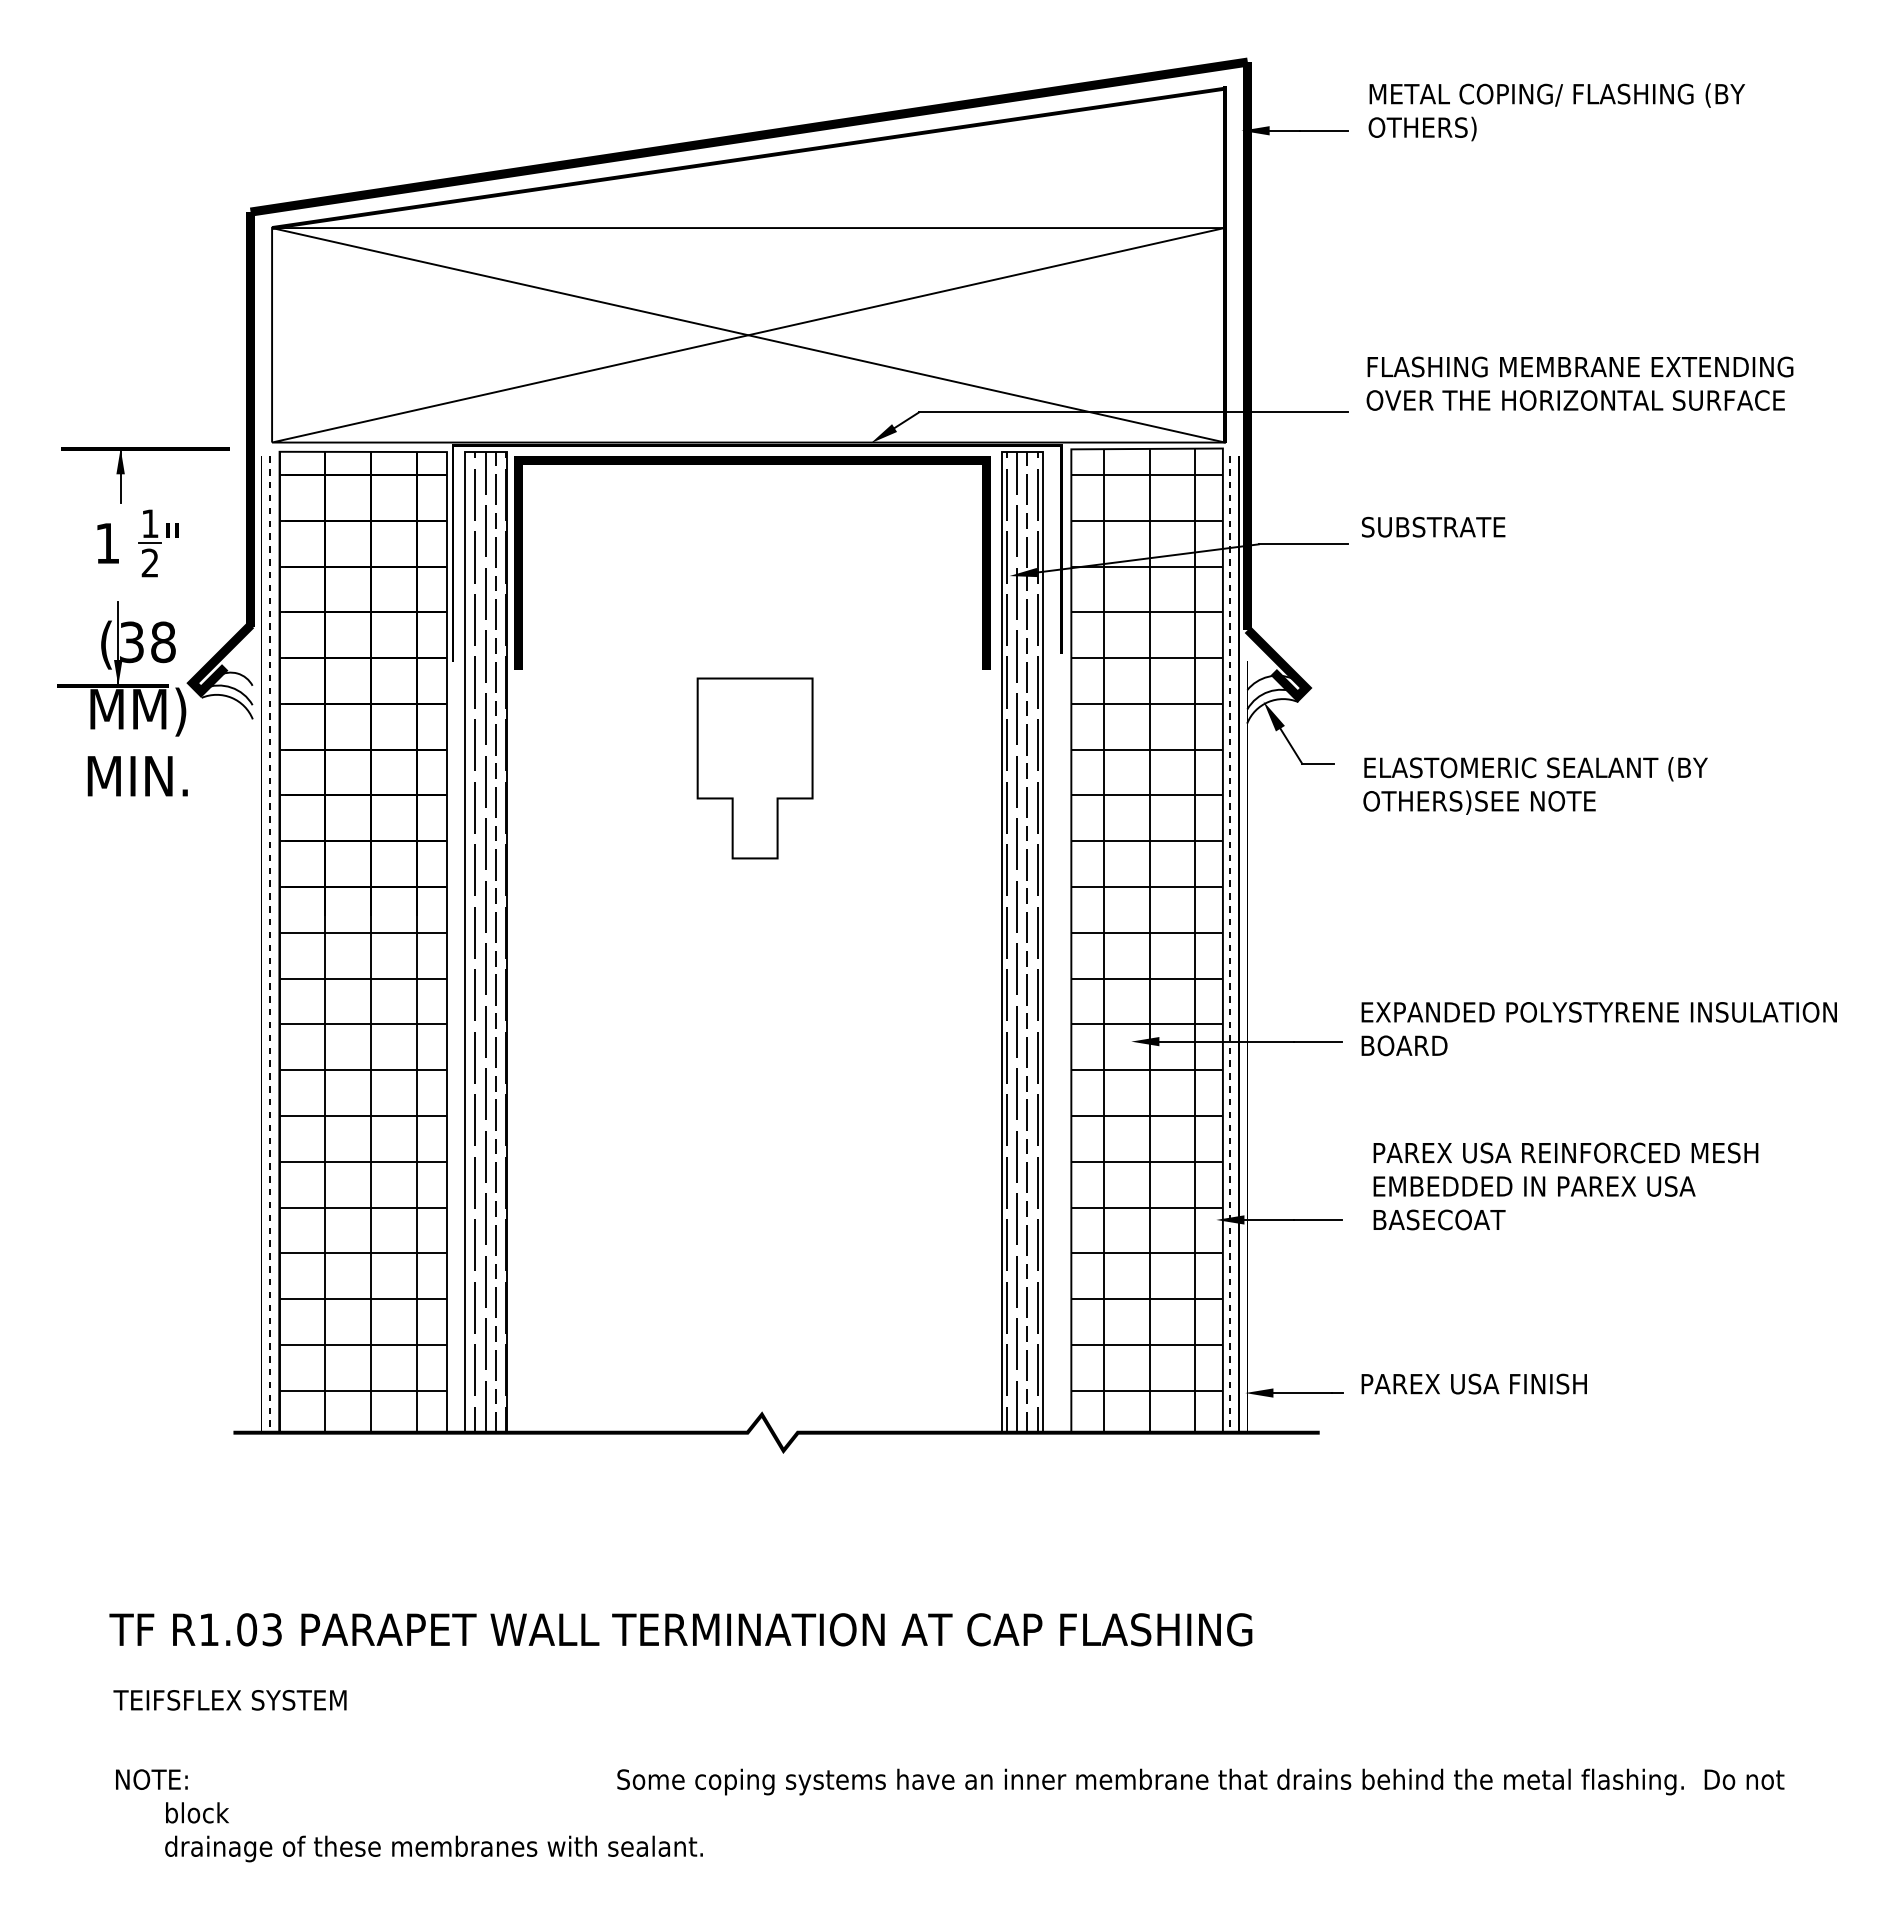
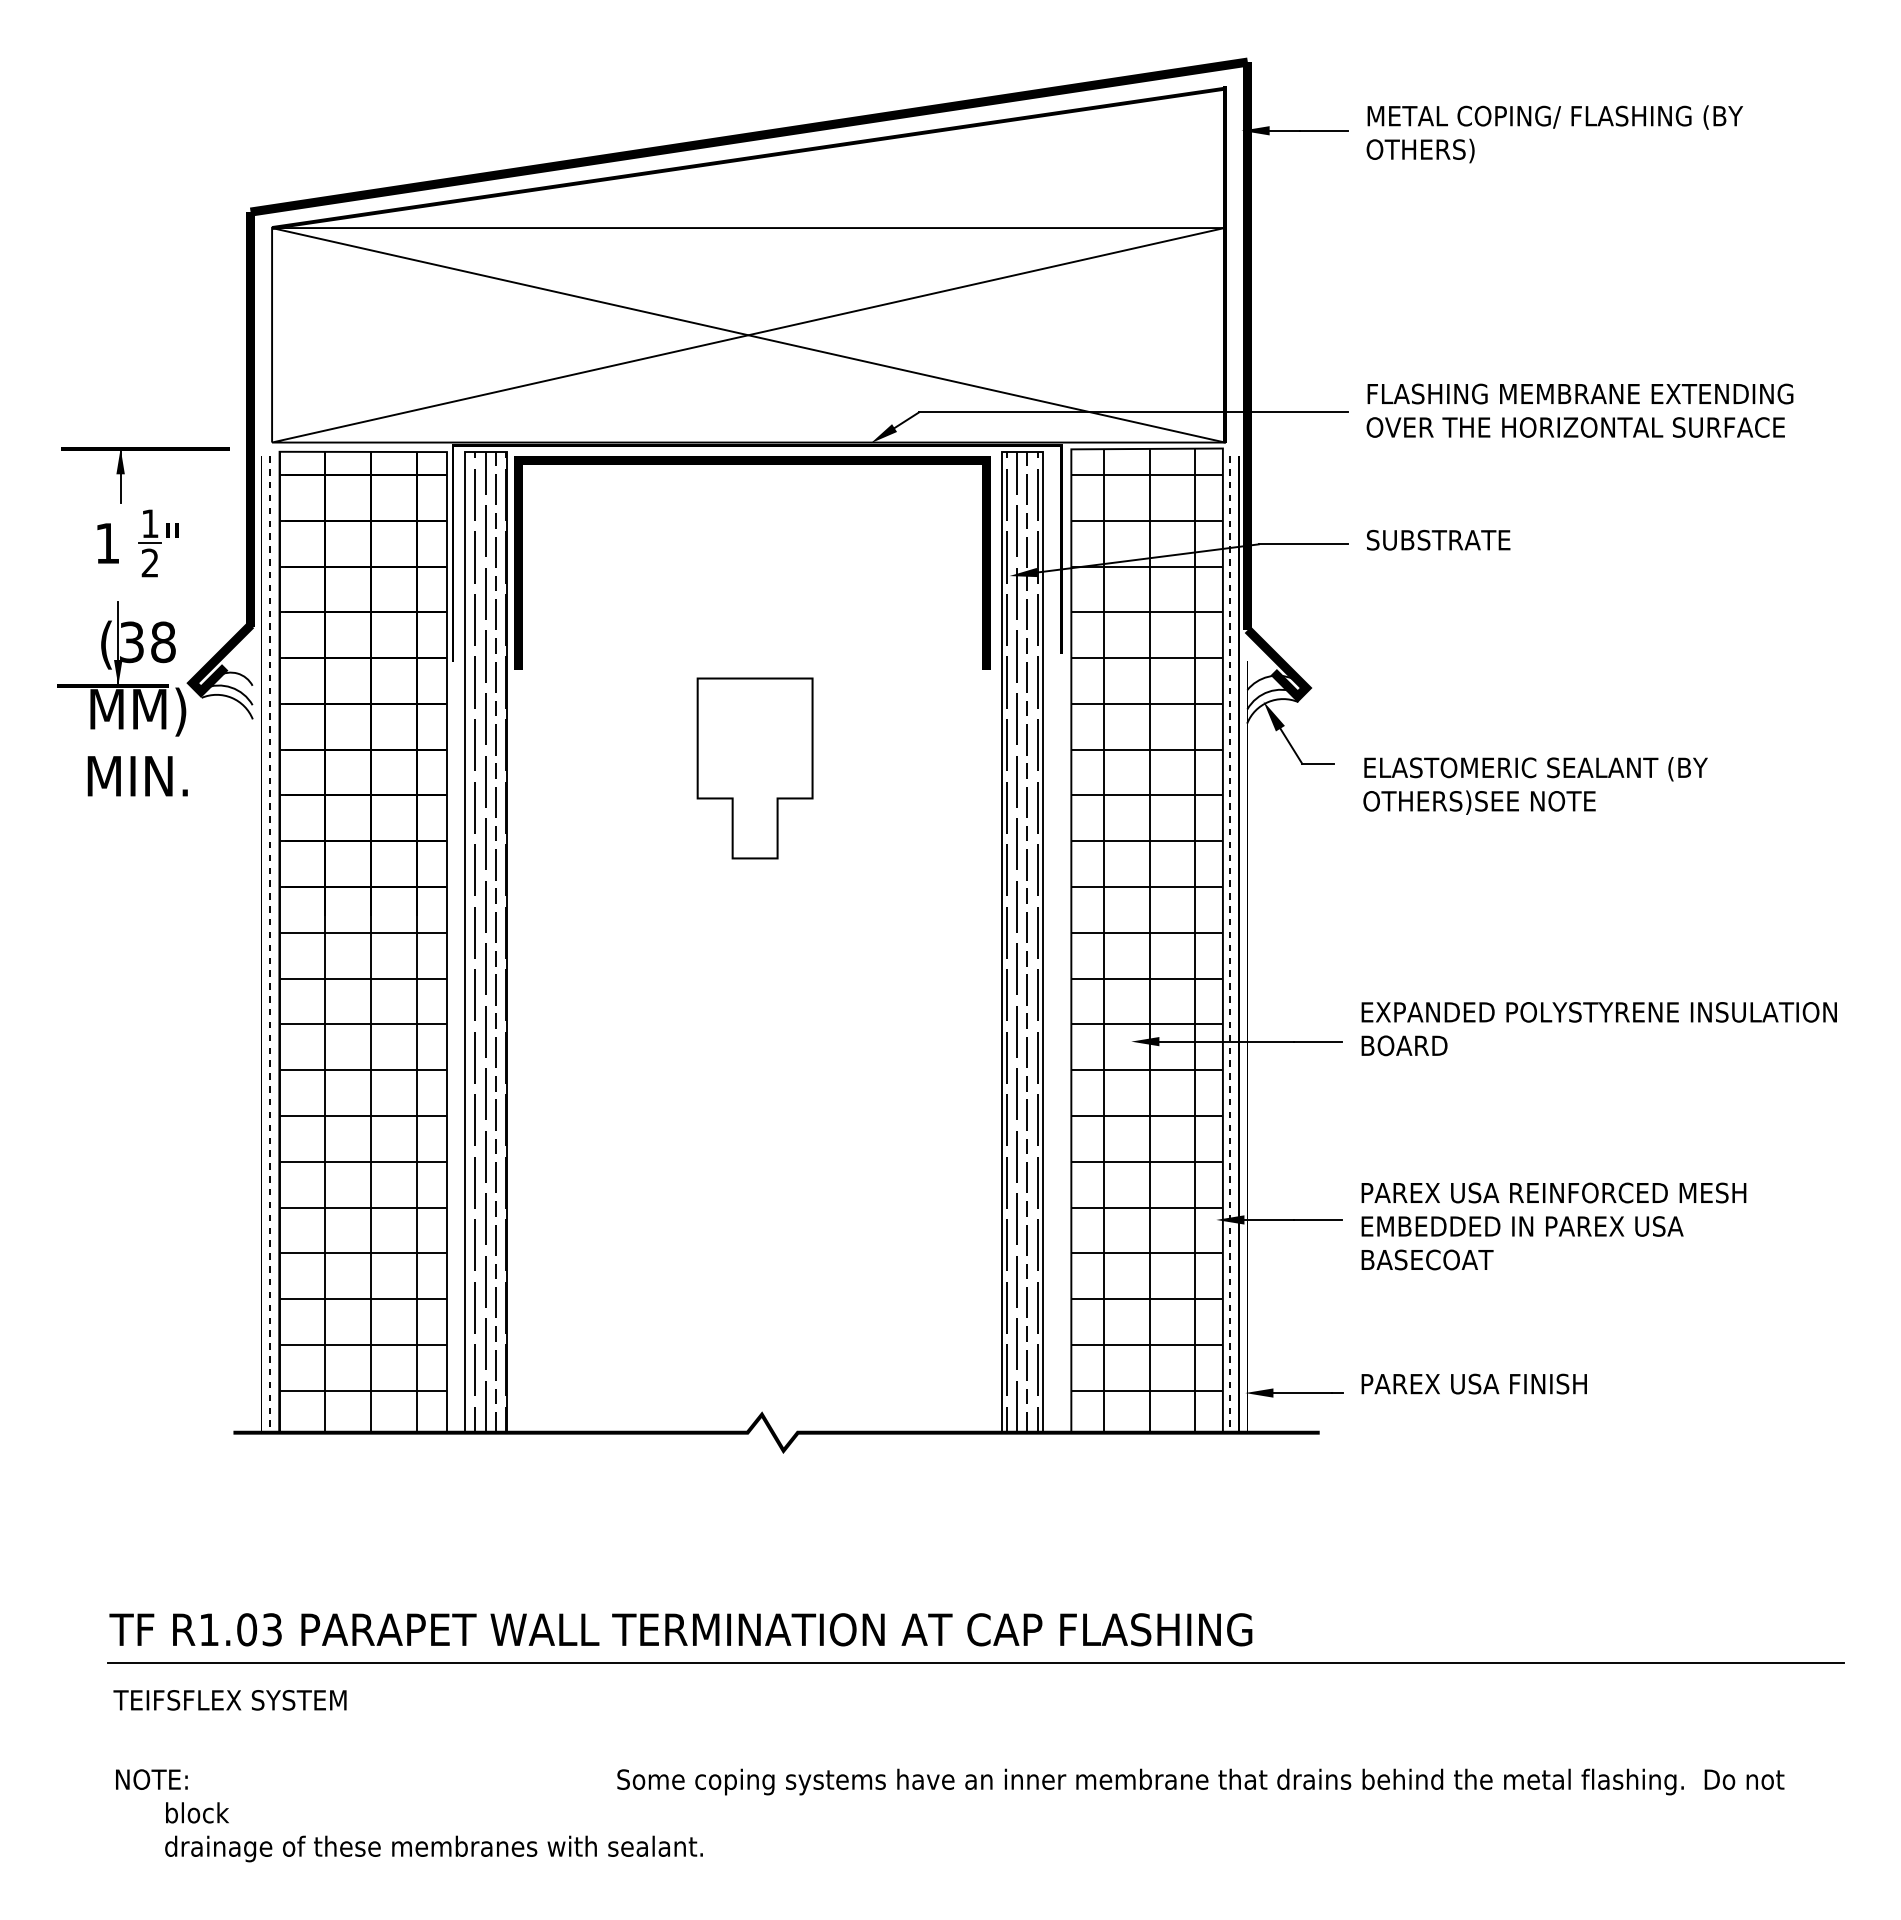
text position: (1556, 112) -> (1554, 134) (1554, 134)
text position: (1579, 383) -> (1579, 410) (1579, 410)
text position: (1433, 526) -> (1438, 539) (1438, 539)
text position: (1565, 1186) -> (1553, 1226) (1553, 1226)
line: none -> present (975, 1662)
